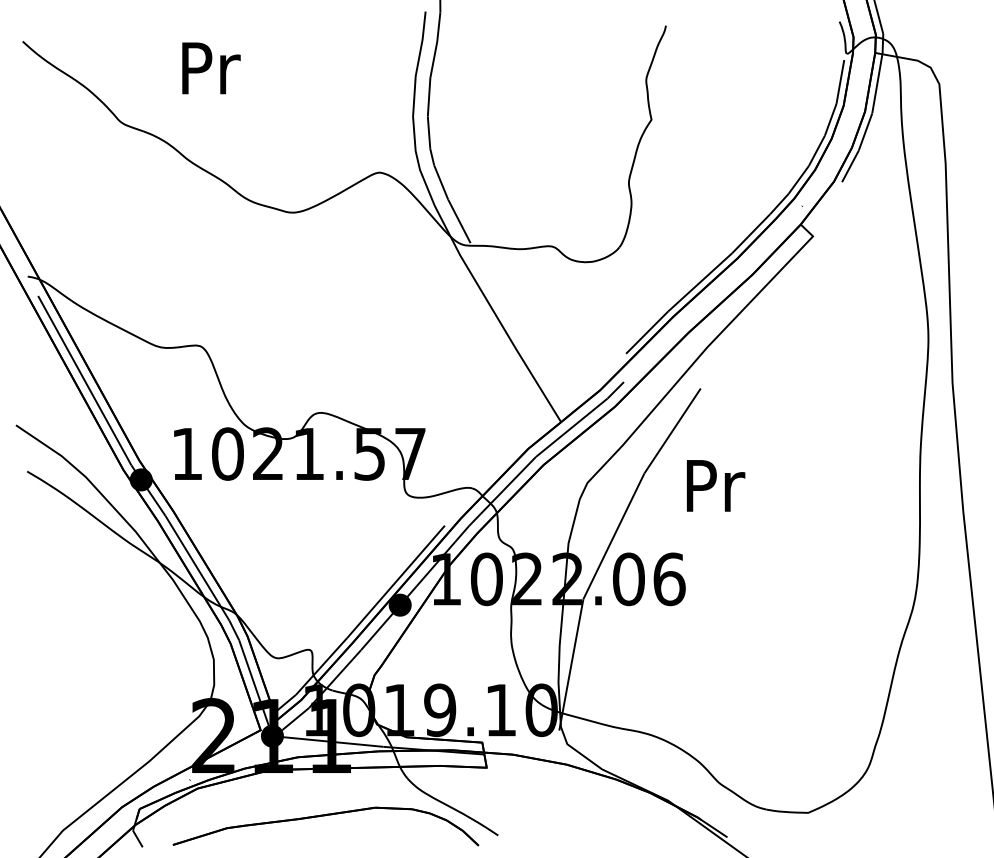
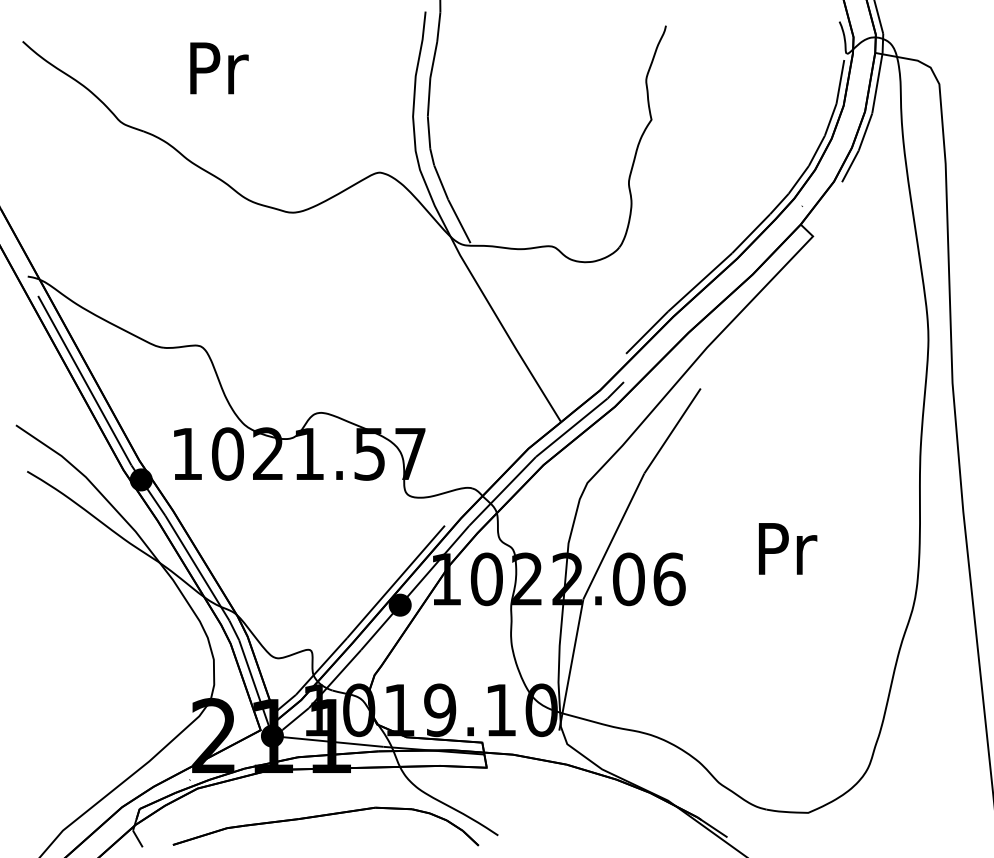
text position: (211, 68) -> (219, 68) (219, 68)
text position: (716, 485) -> (788, 548) (788, 548)
